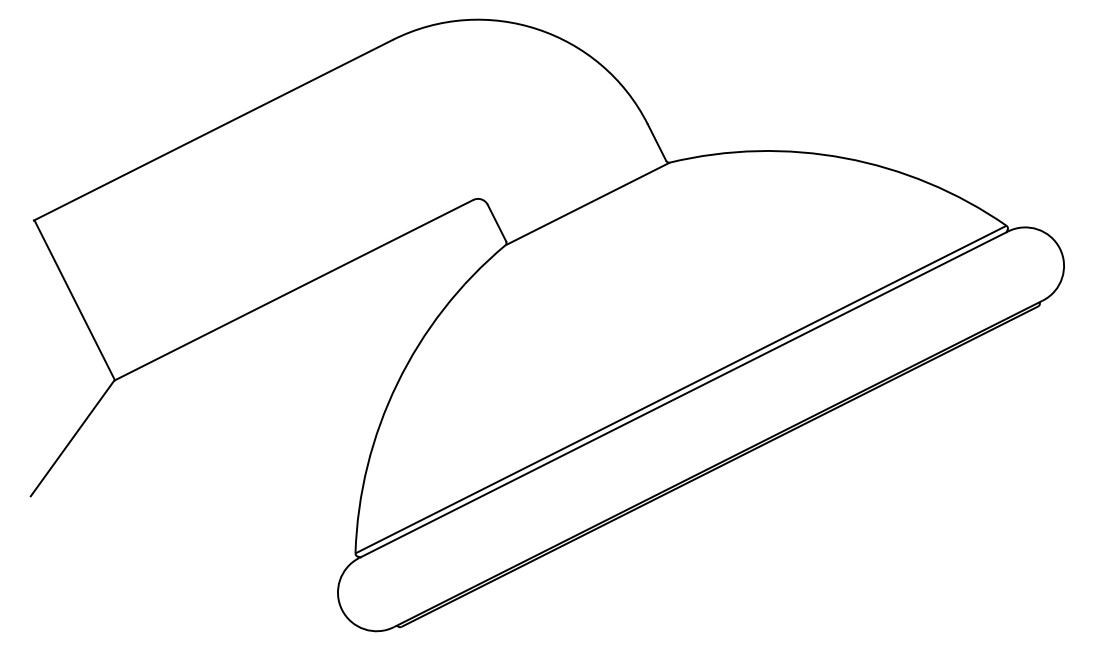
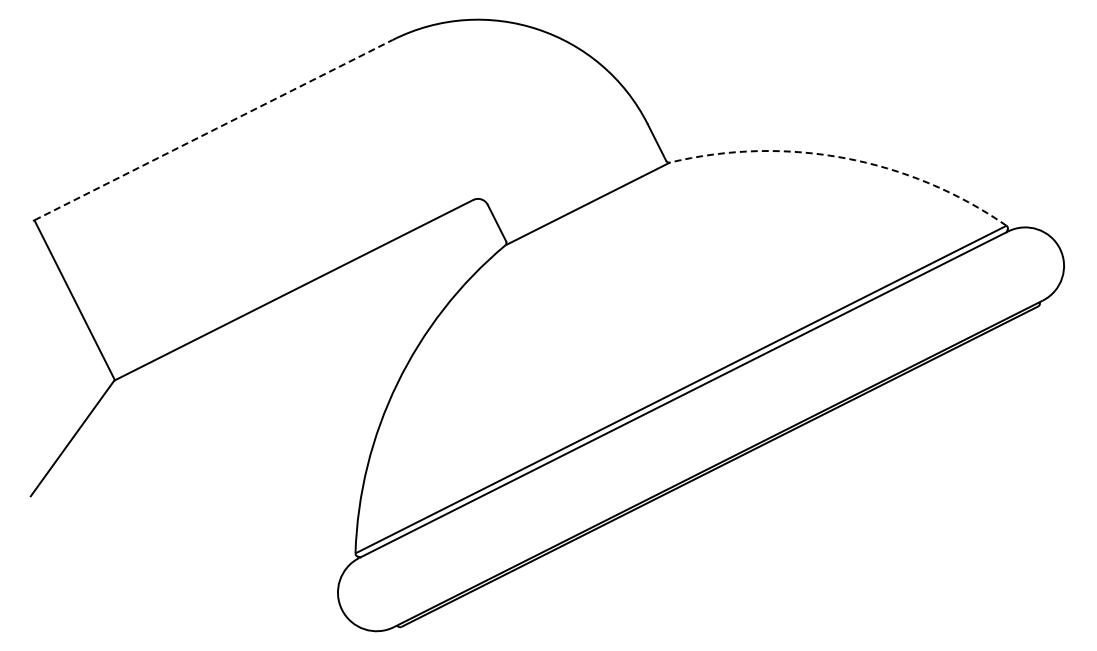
line: solid -> dashed (213, 130)
arc: solid -> dashed (845, 158)
